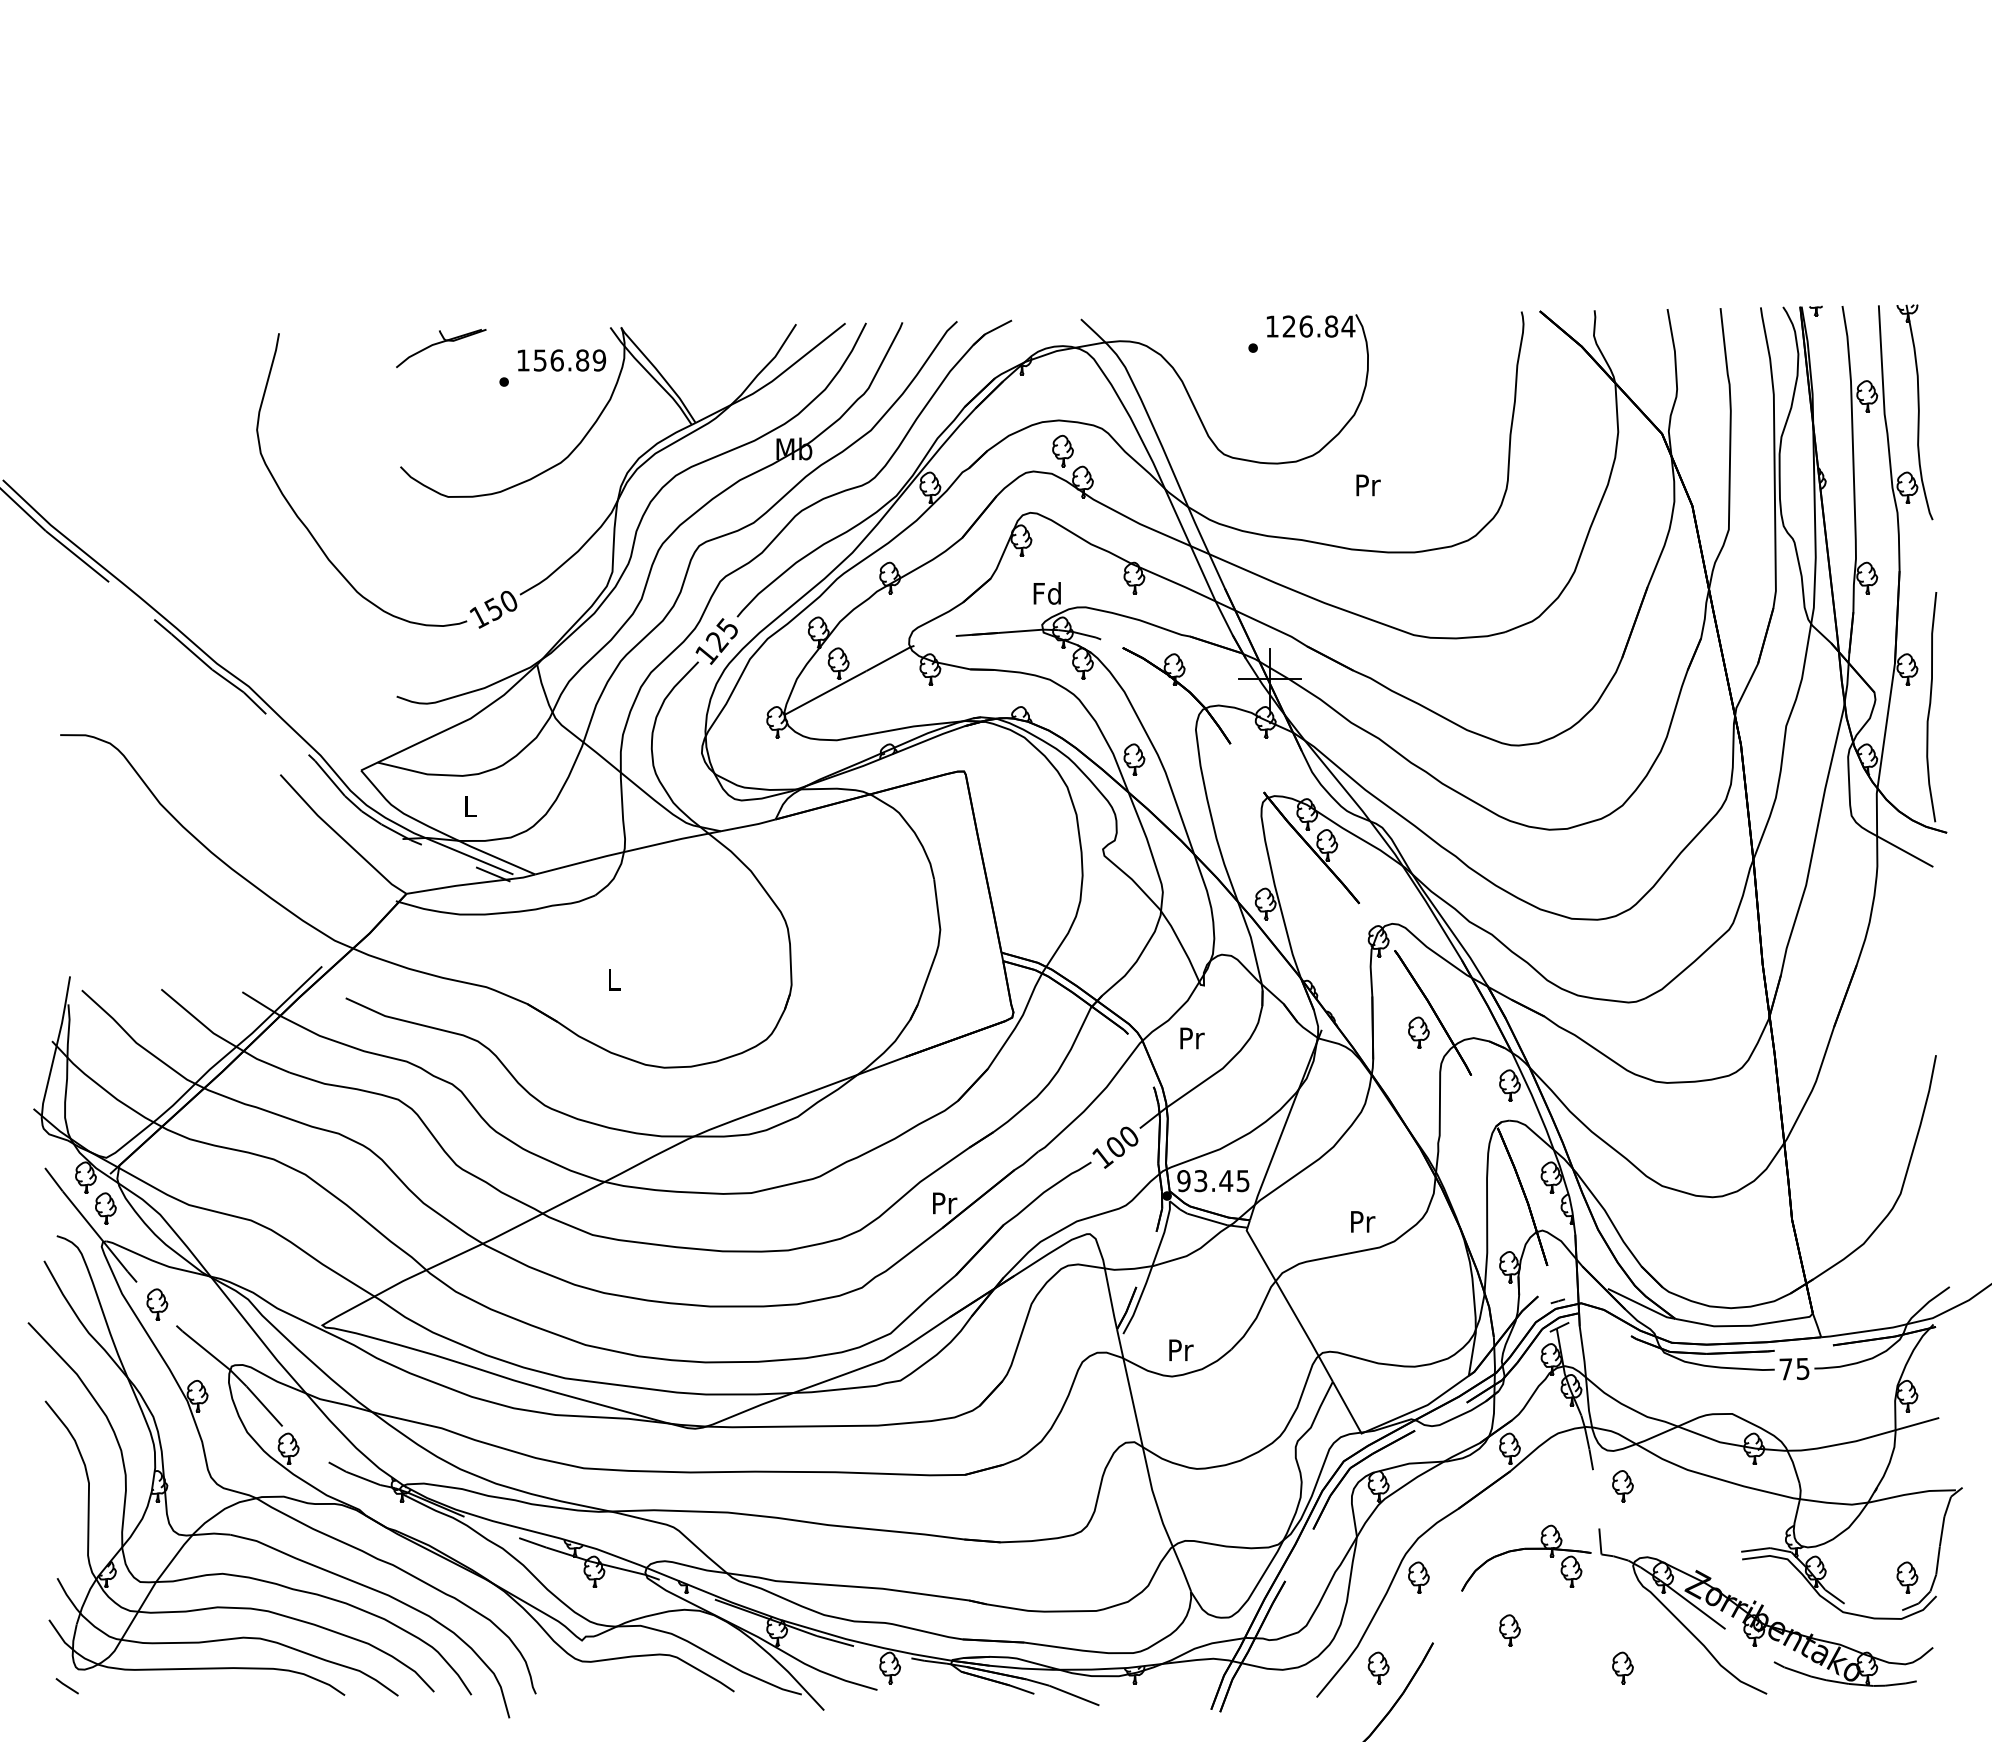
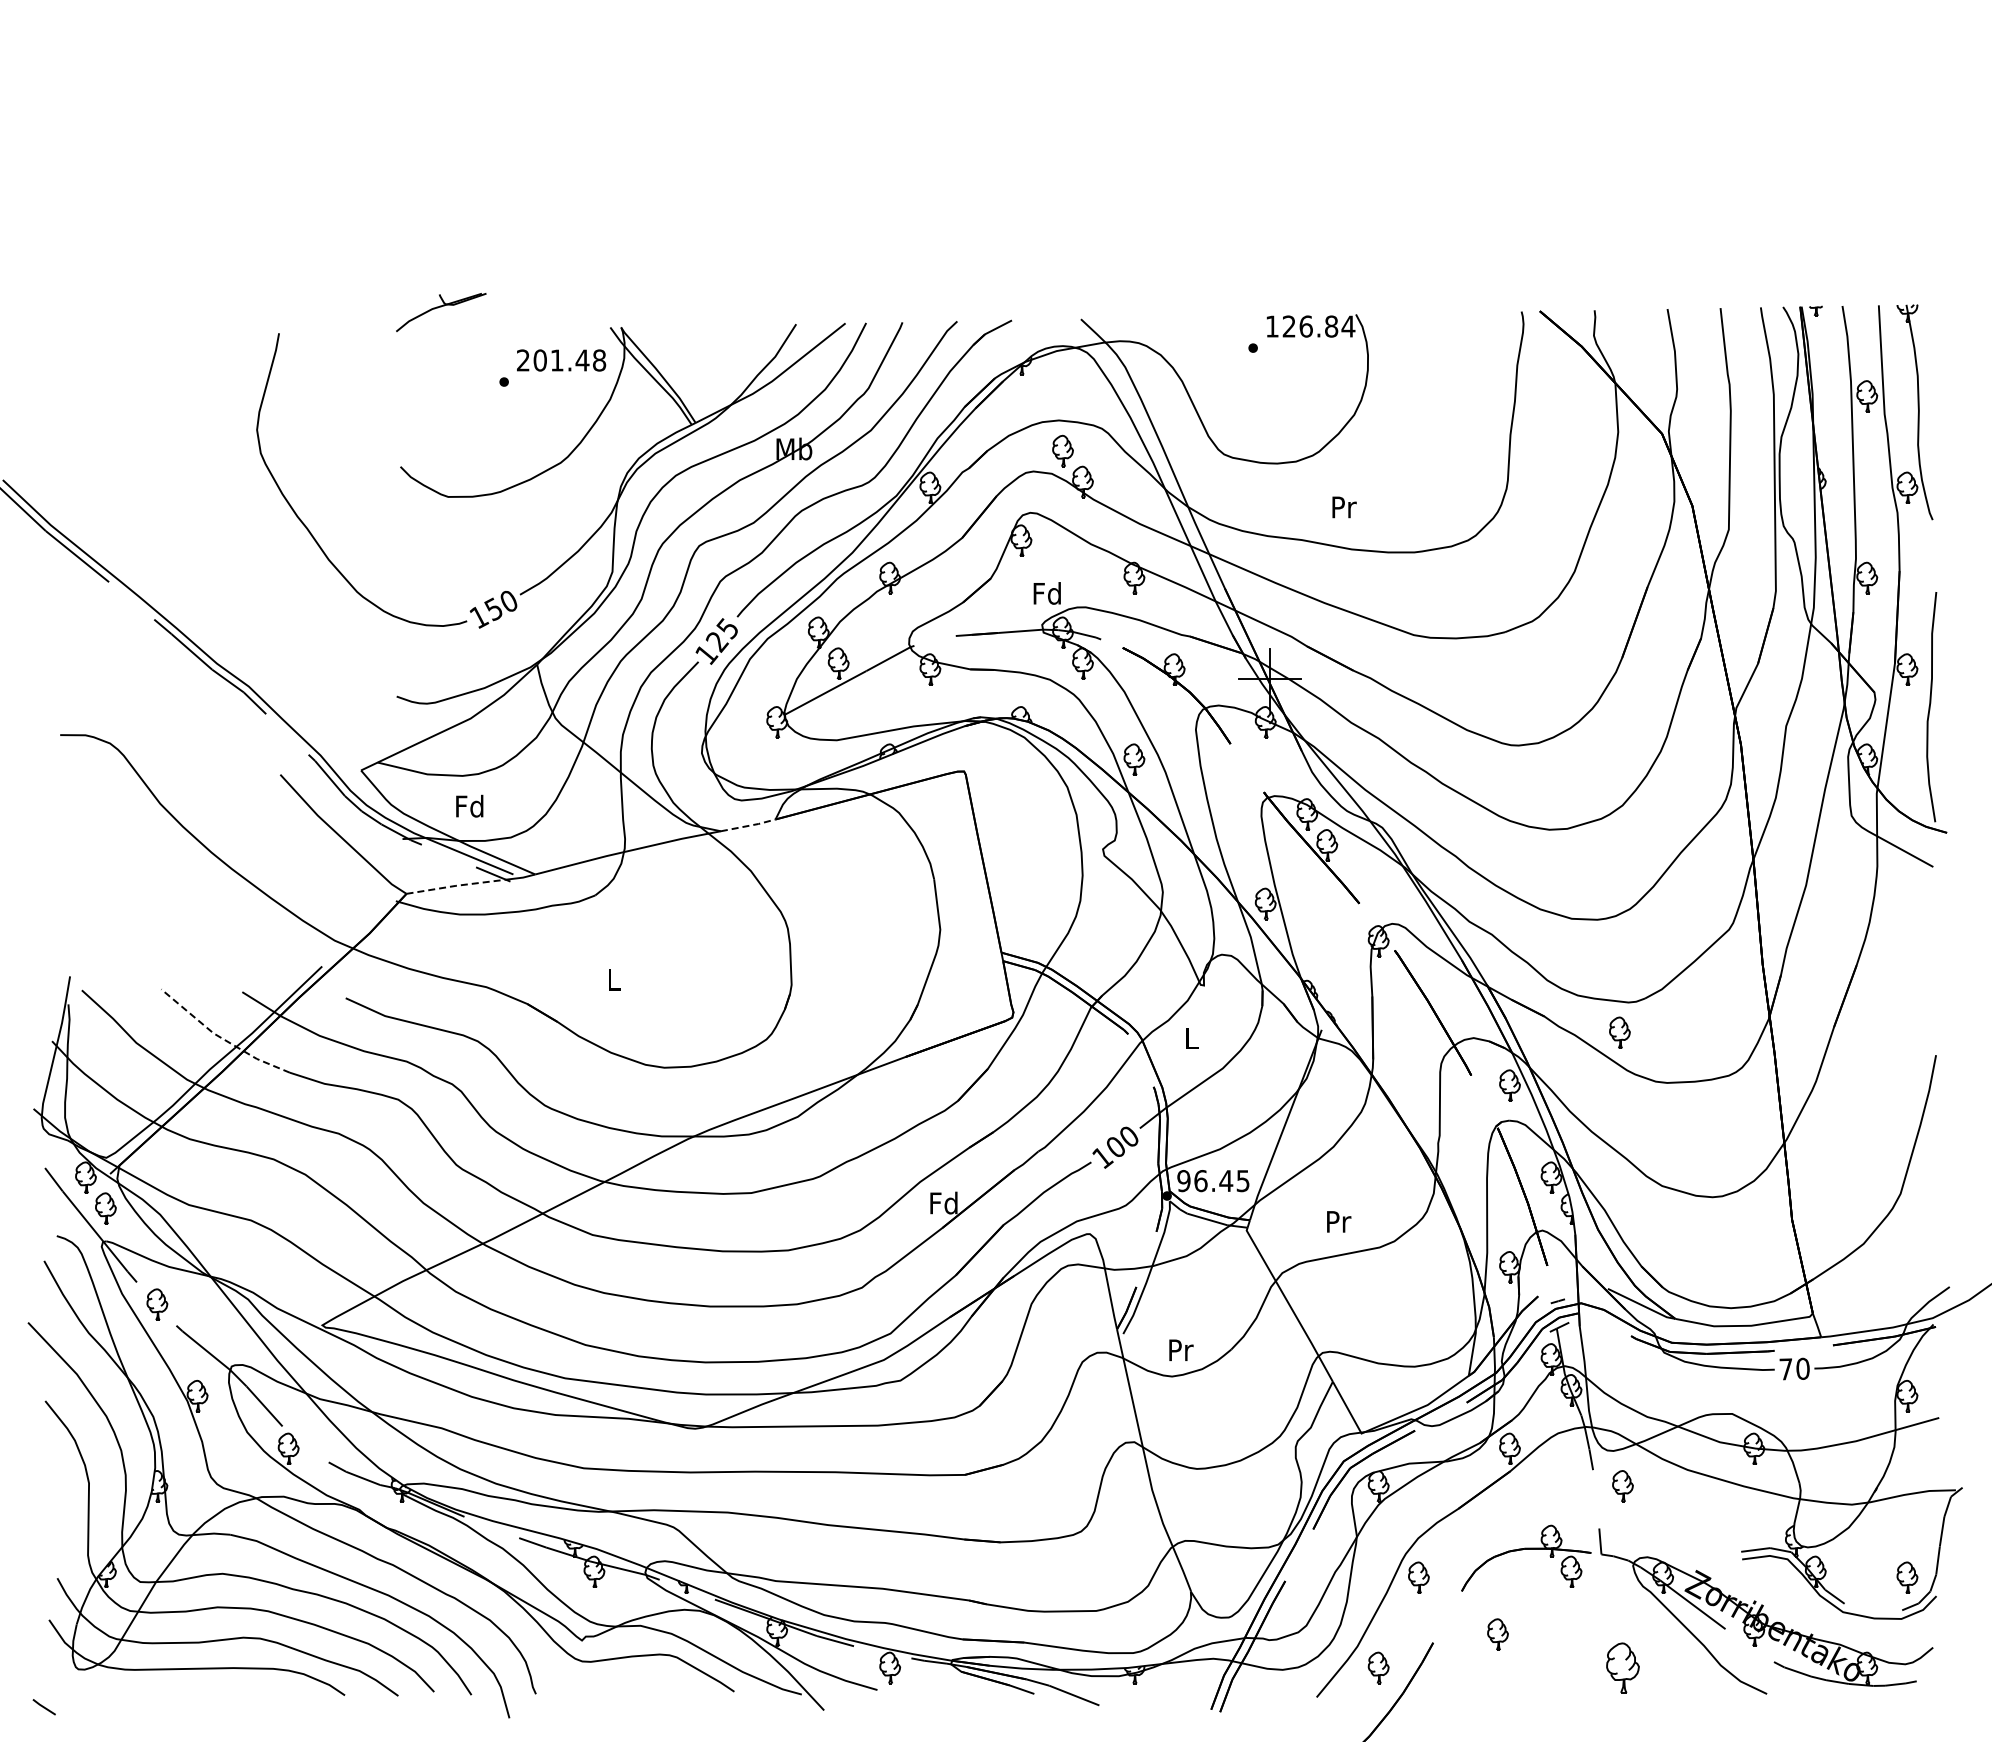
part position: (441, 348) -> (441, 312) (441, 312)
text: 156.89 -> 201.48 (561, 360)
text position: (1368, 485) -> (1344, 507) (1344, 507)
text: L -> Fd (469, 805)
line: solid -> dashed (748, 825)
line: solid -> dashed (455, 885)
part position: (1418, 1032) -> (1619, 1032) (1619, 1032)
line: solid -> dashed (221, 1037)
text: Pr -> L (1192, 1038)
text: 93.45 -> 96.45 (1200, 1181)
text: Pr -> Fd (943, 1202)
text position: (1363, 1221) -> (1339, 1221) (1339, 1221)
text: 75 -> 70 (1802, 1368)
part position: (1509, 1630) -> (1497, 1634) (1497, 1634)
part size: 22x34 px -> 34x52 px (1622, 1667)
line position: (66, 1686) -> (43, 1707) (43, 1707)
